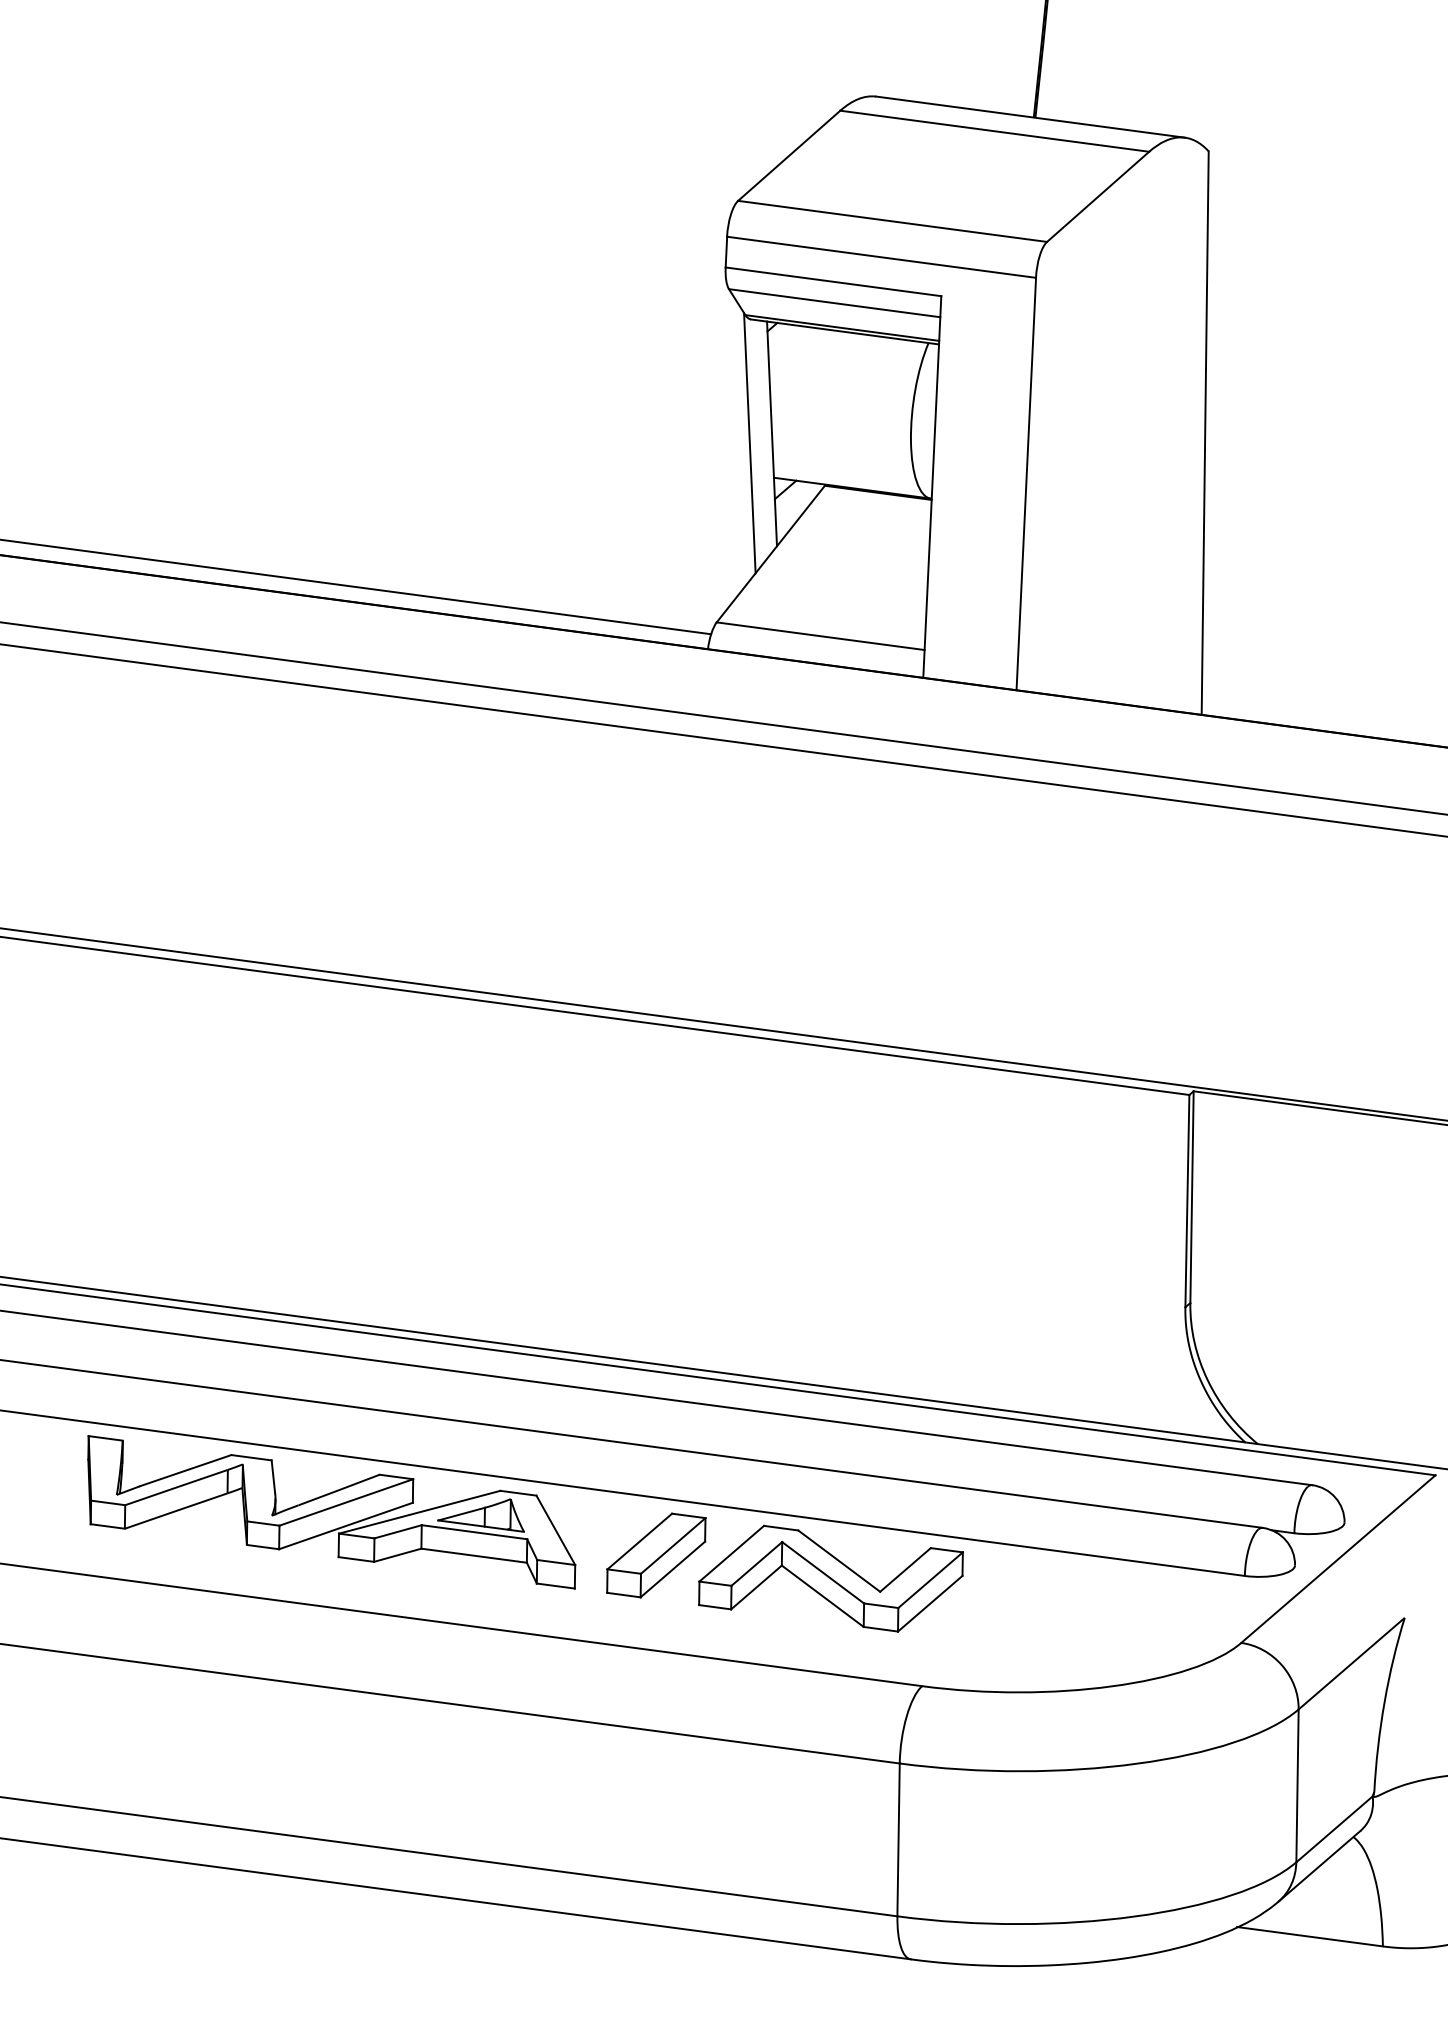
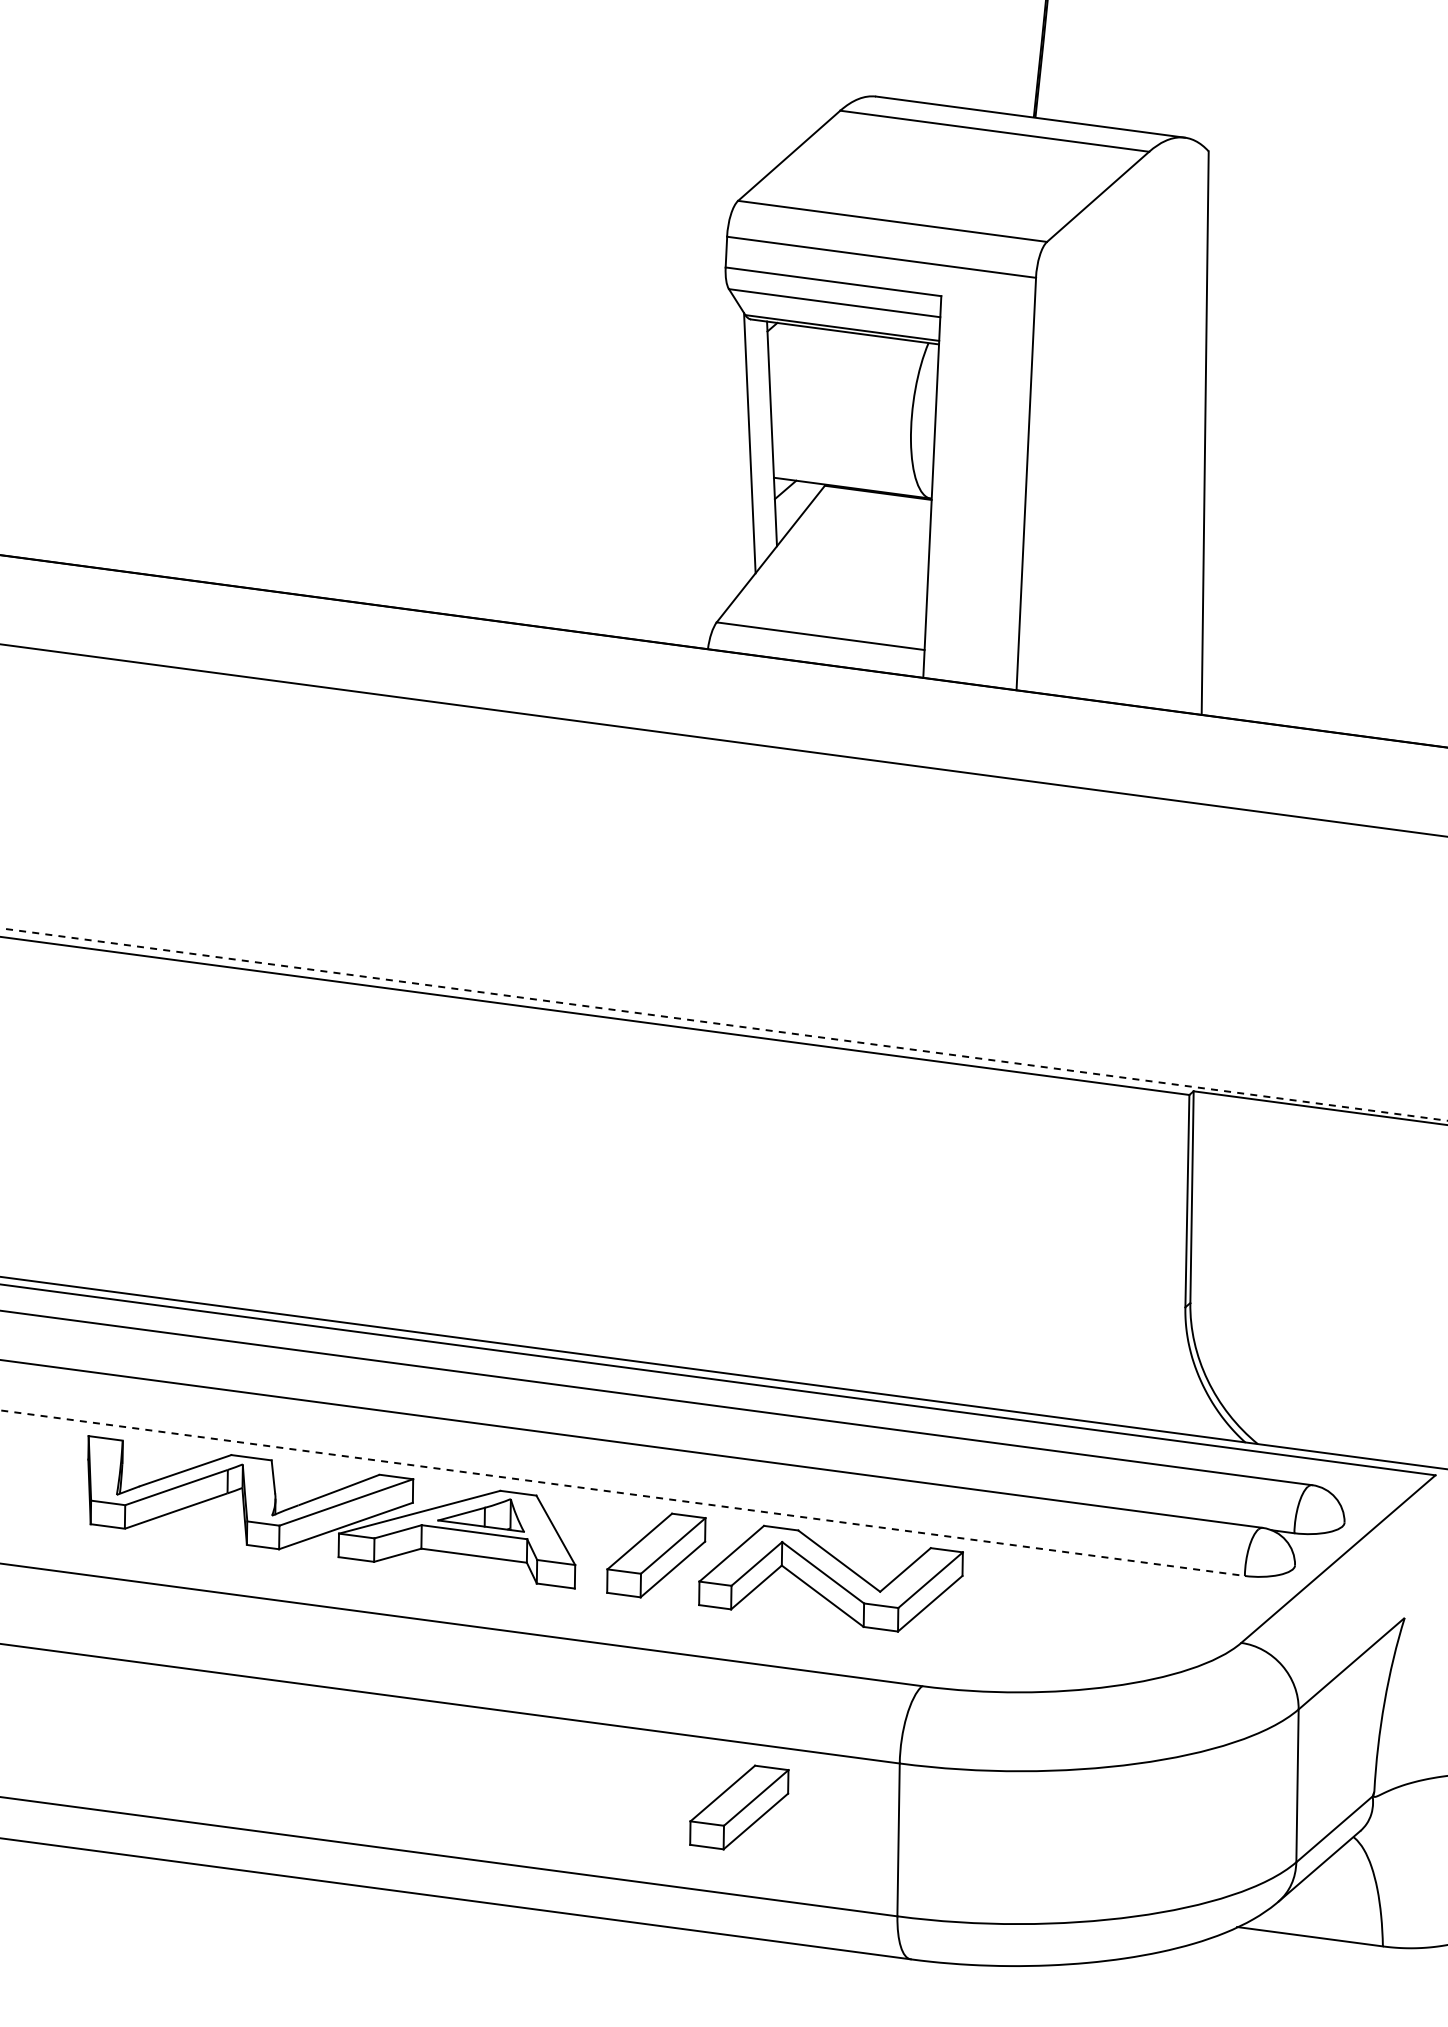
line: present -> none (356, 587)
line: present -> none (723, 718)
line: solid -> dashed (724, 1024)
line: solid -> dashed (622, 1493)
part: none -> present (739, 1807)
